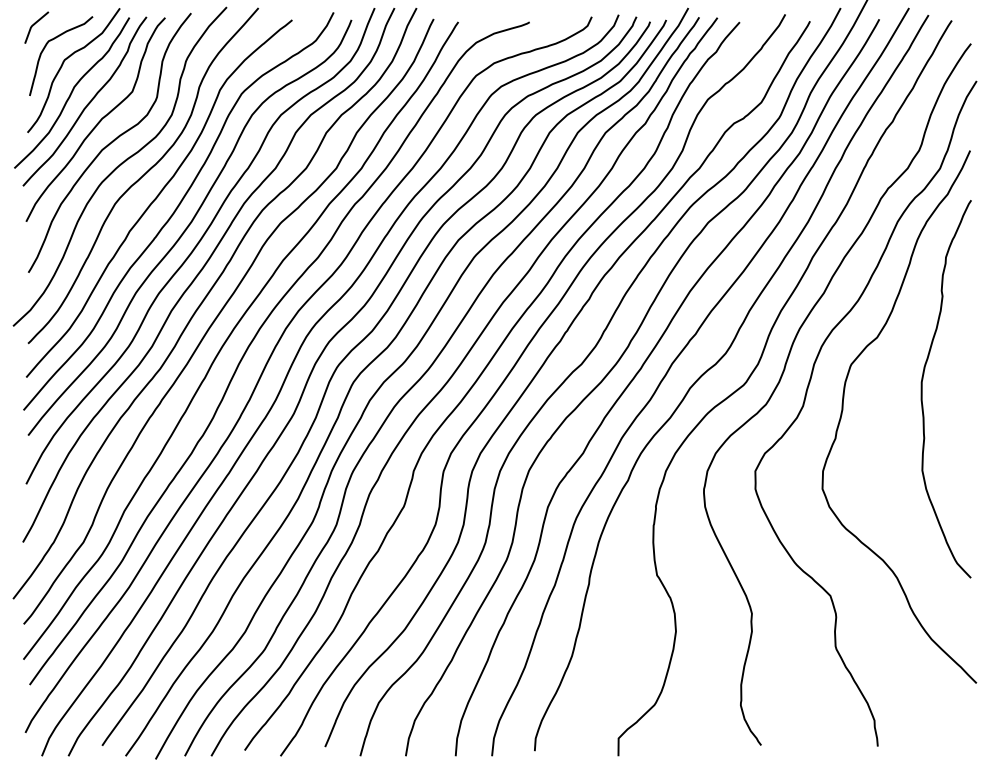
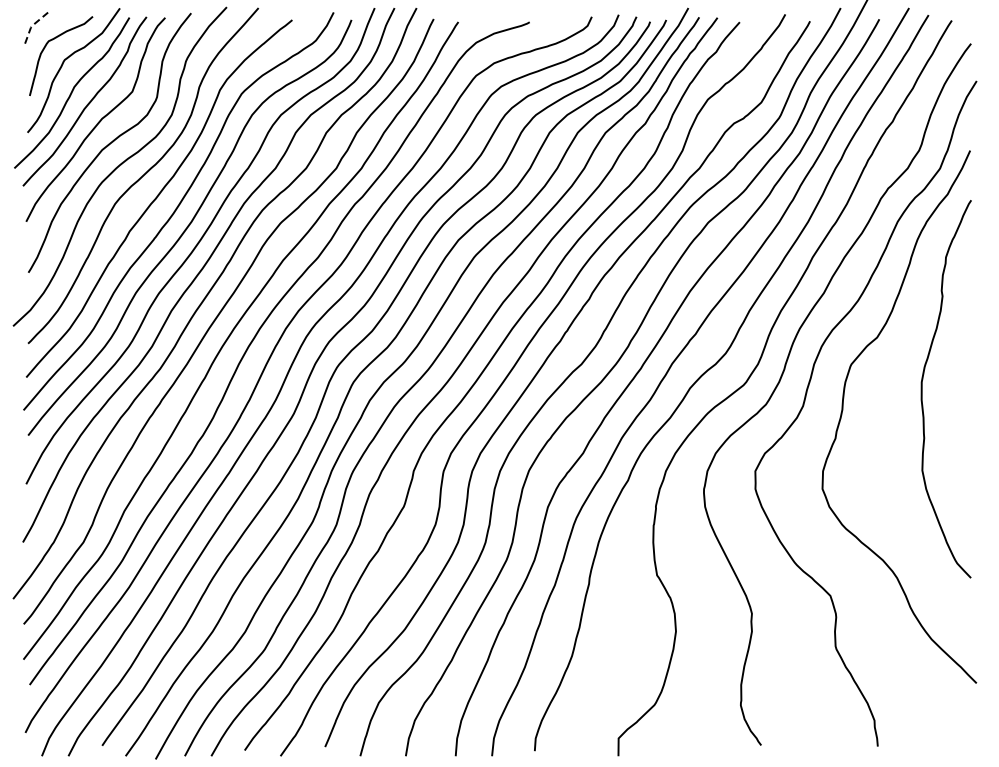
line: solid -> dashed (32, 25)
